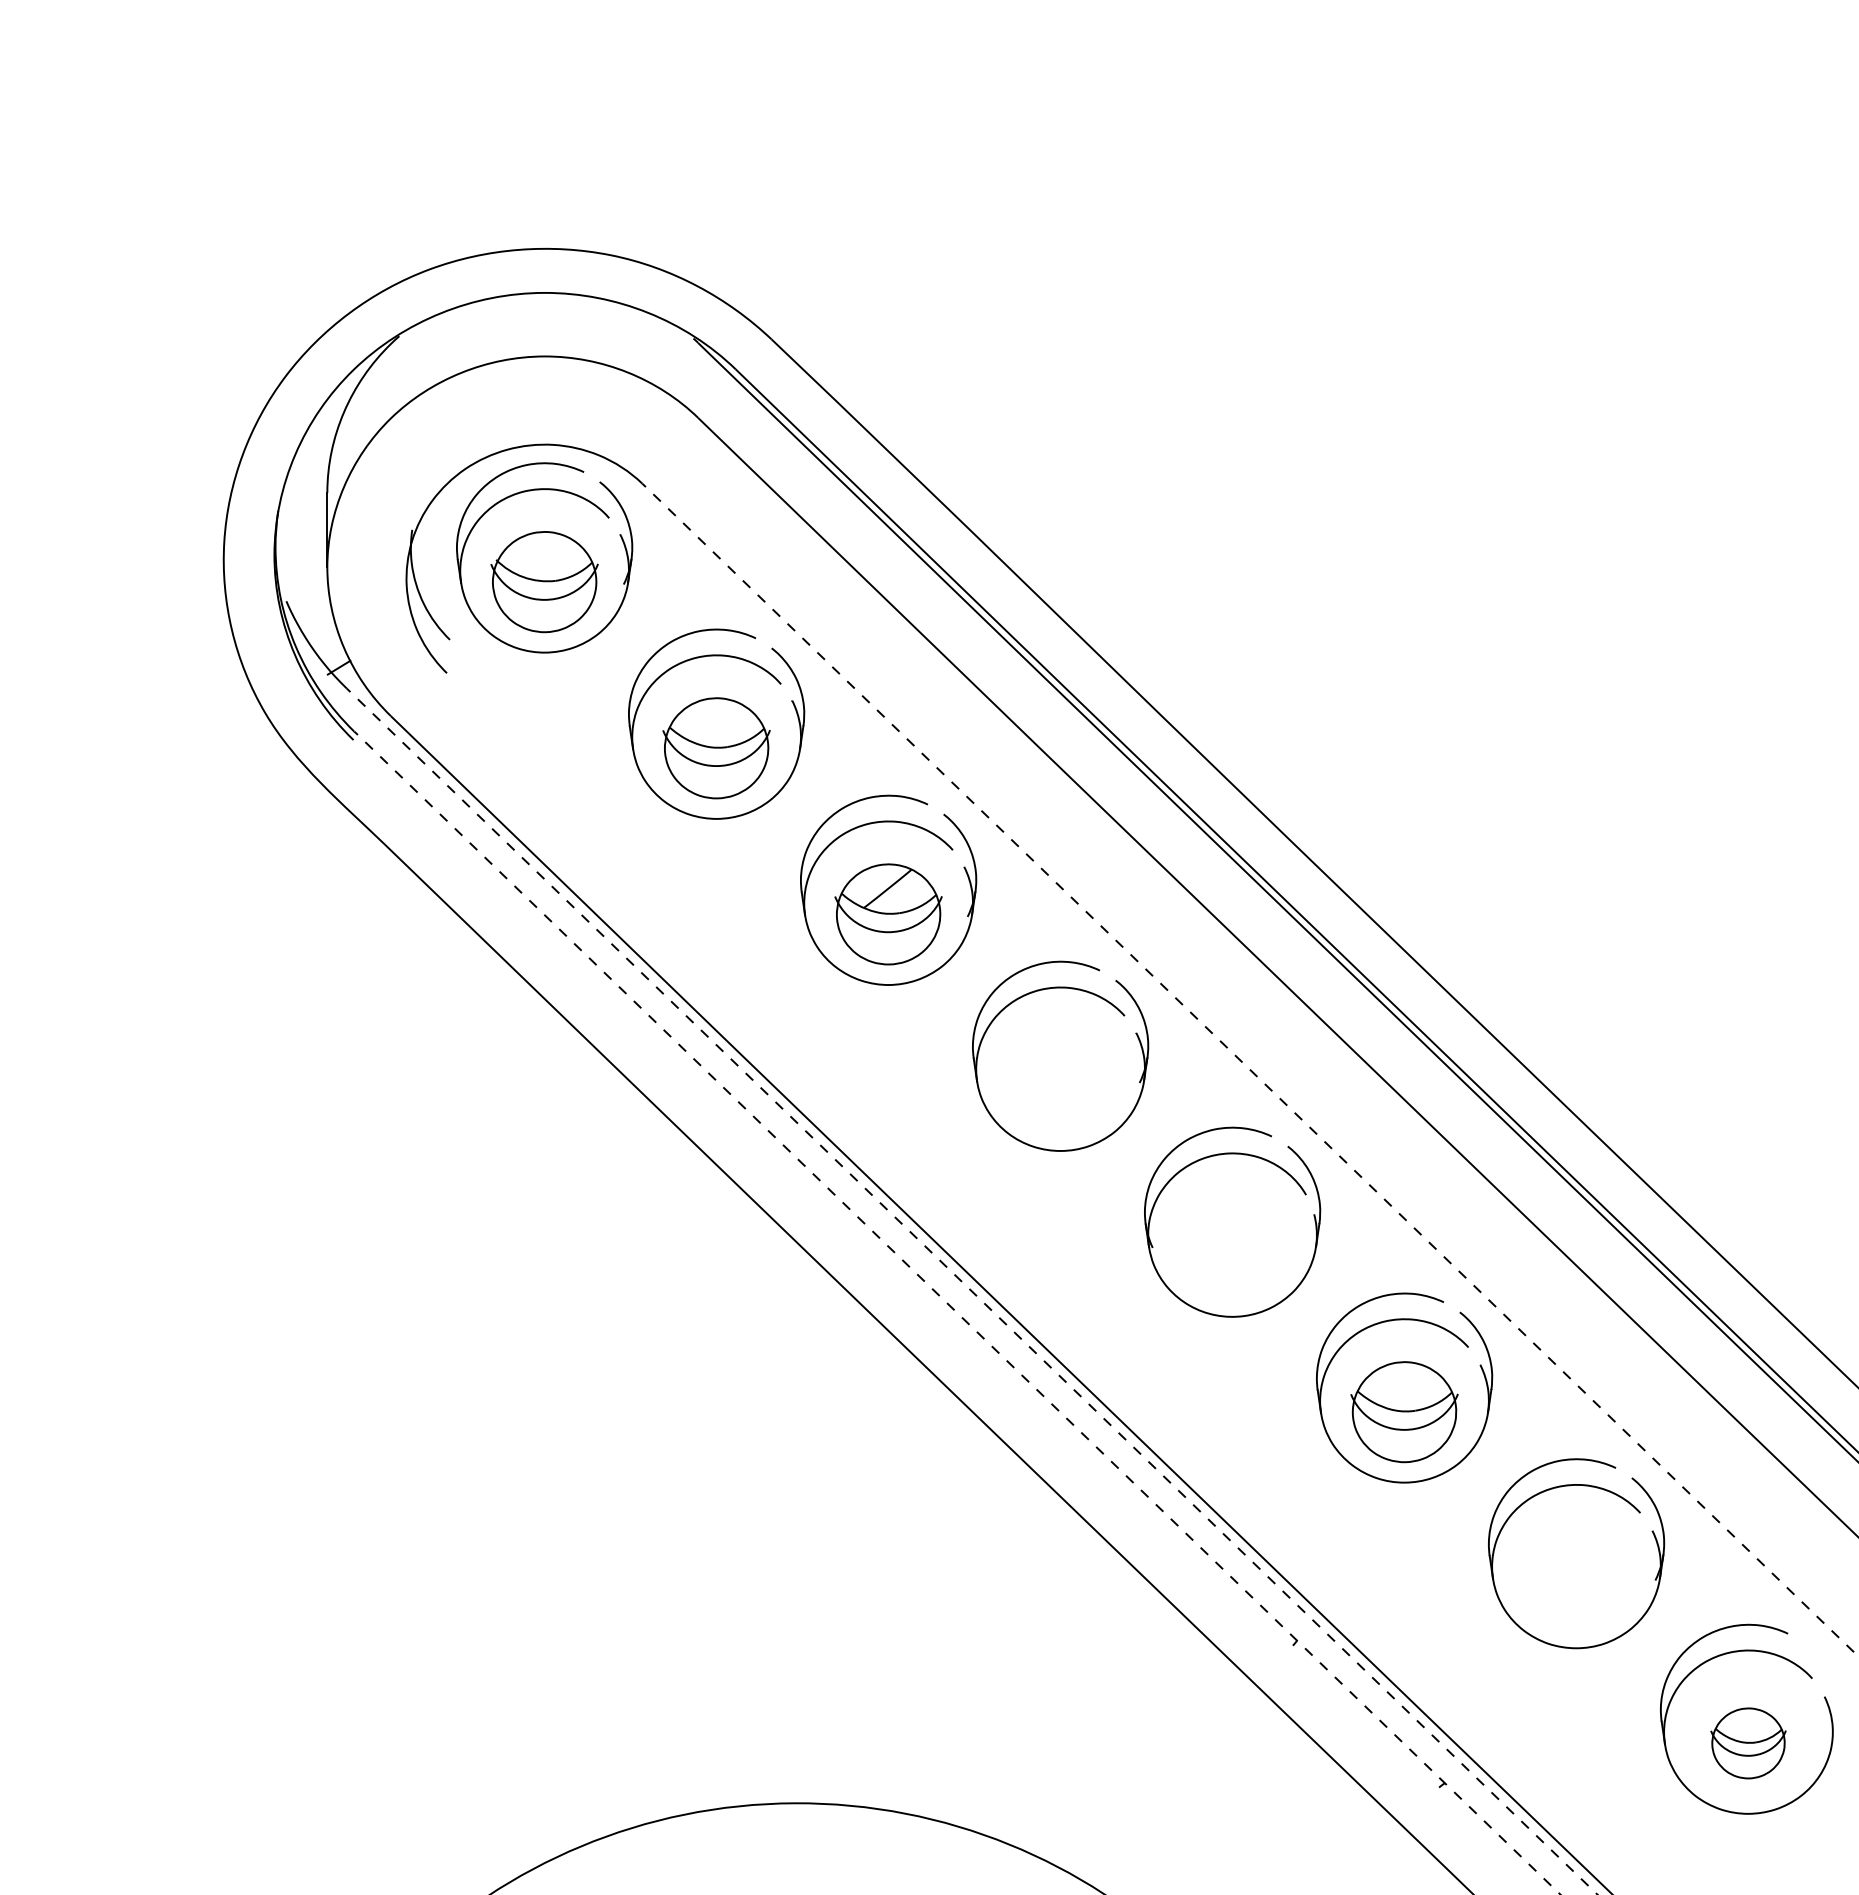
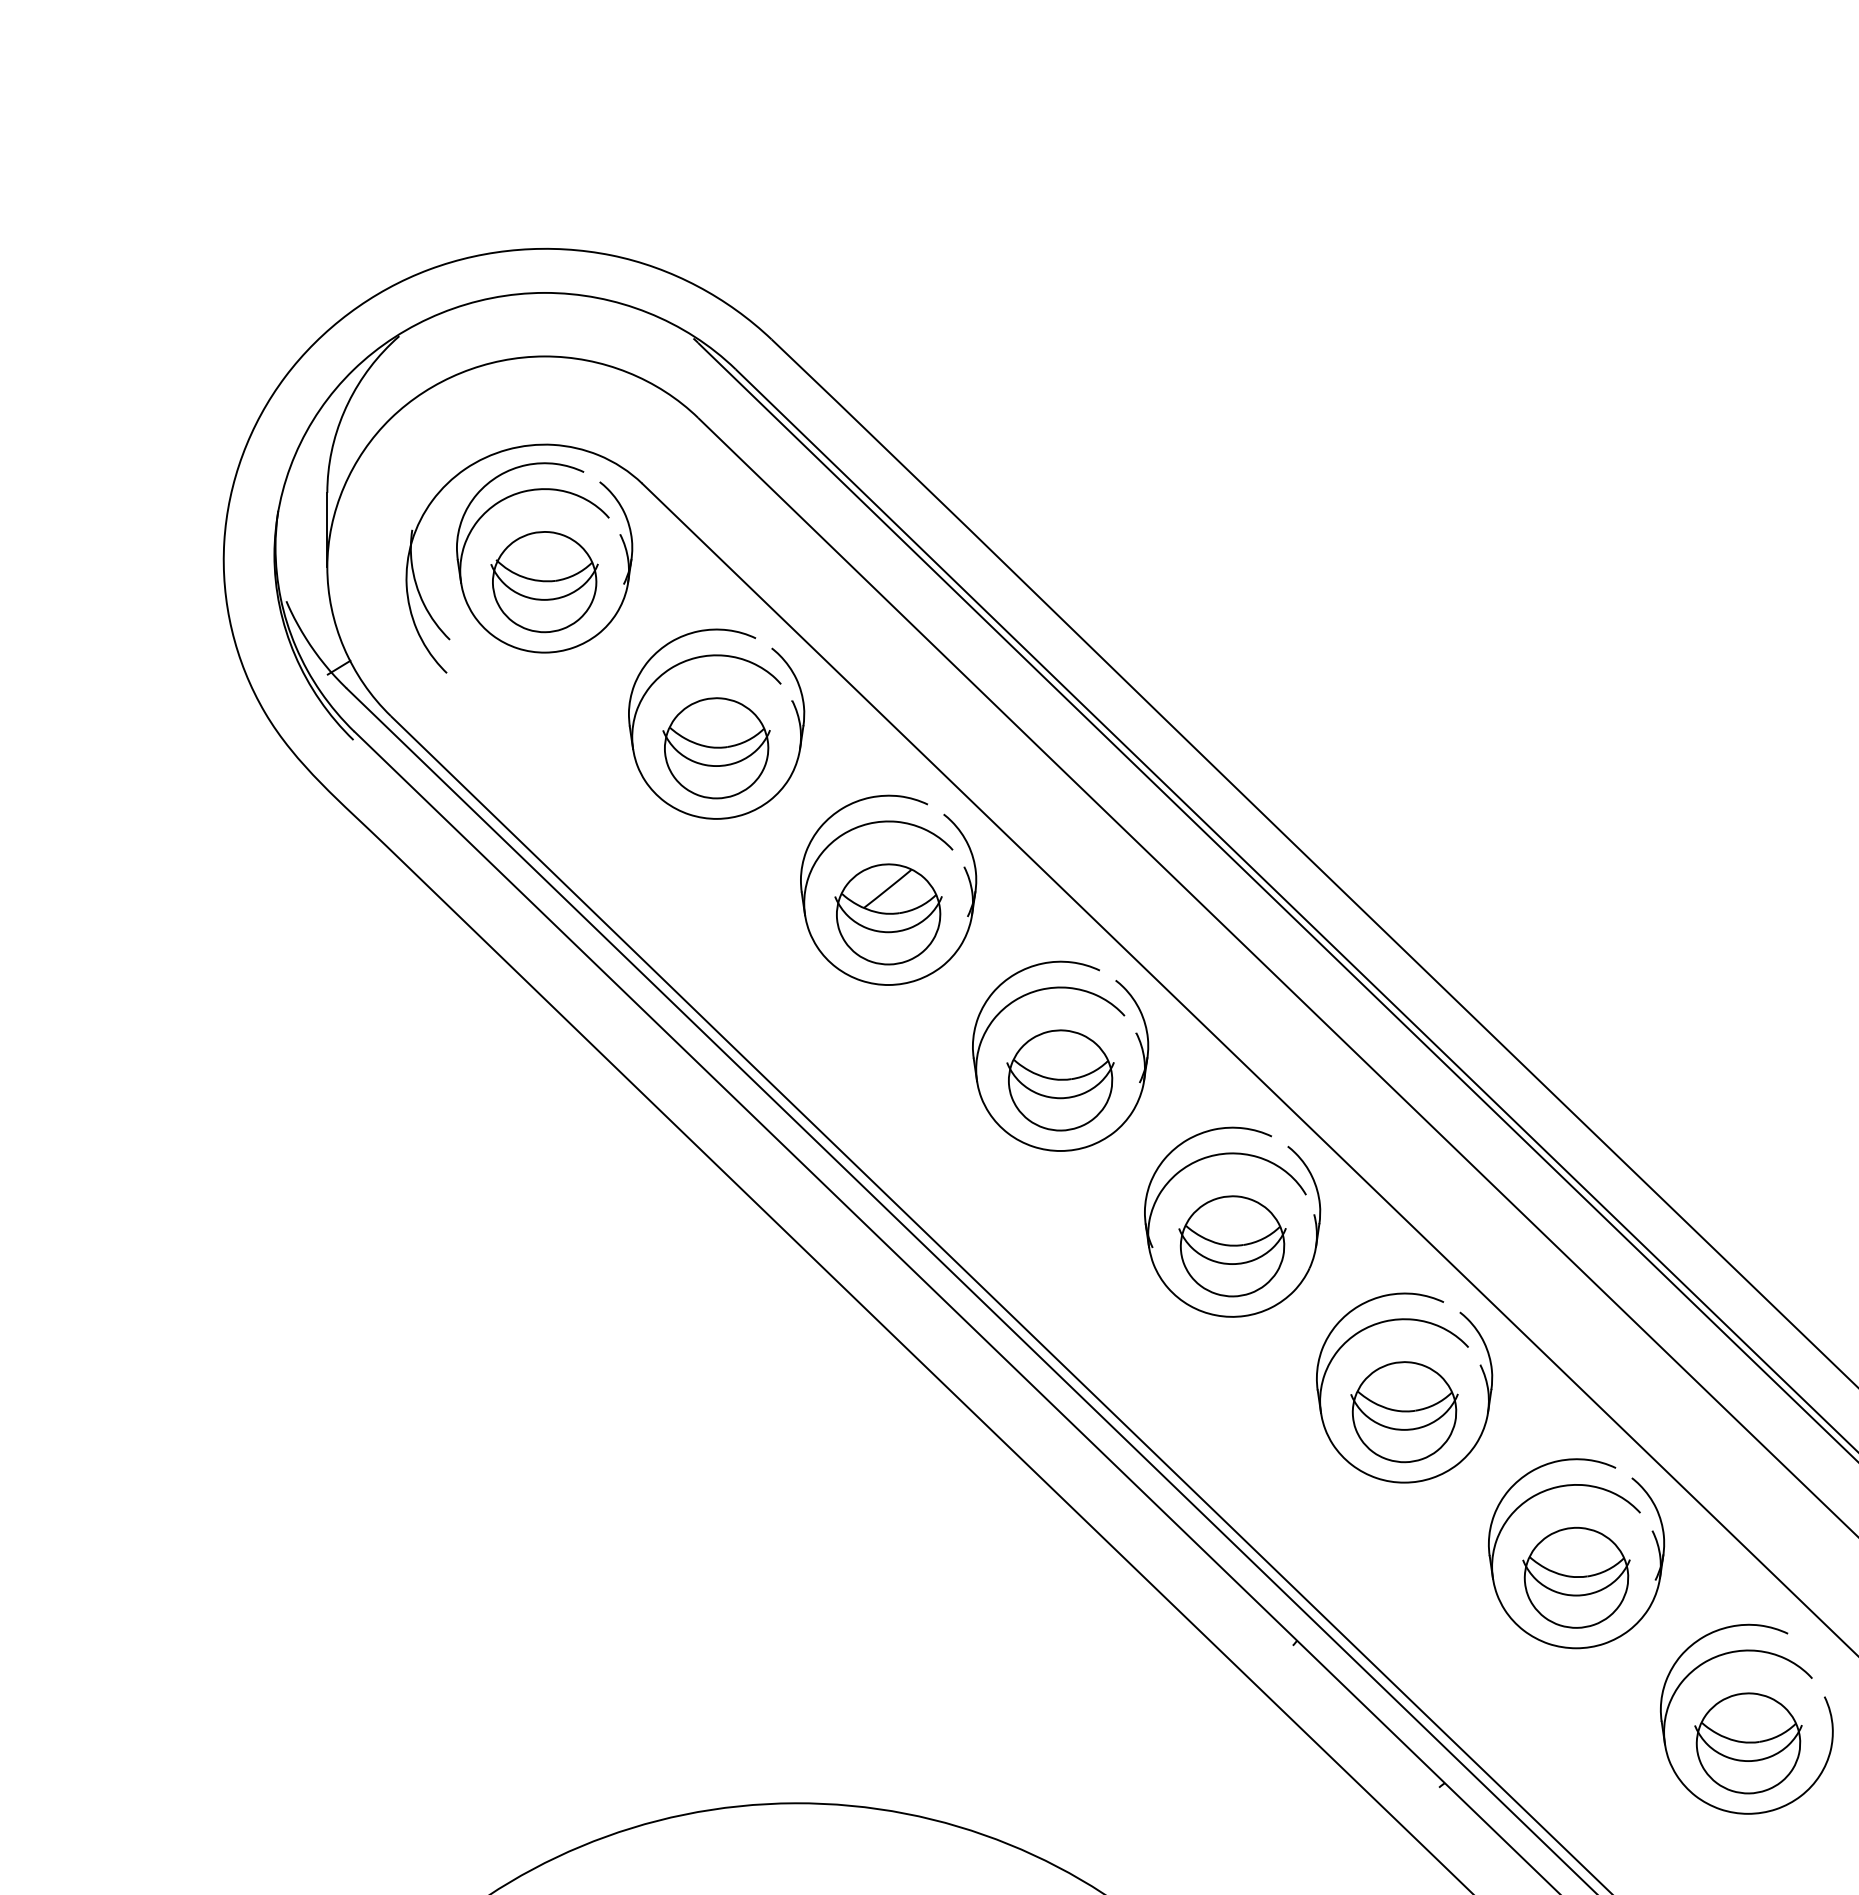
line: dashed -> solid (1250, 1070)
part: none -> present (1060, 1080)
part: none -> present (1232, 1246)
line: dashed -> solid (972, 1291)
line: dashed -> solid (957, 1313)
part: none -> present (1576, 1577)
part size: 77x73 px -> 109x103 px (1748, 1743)
